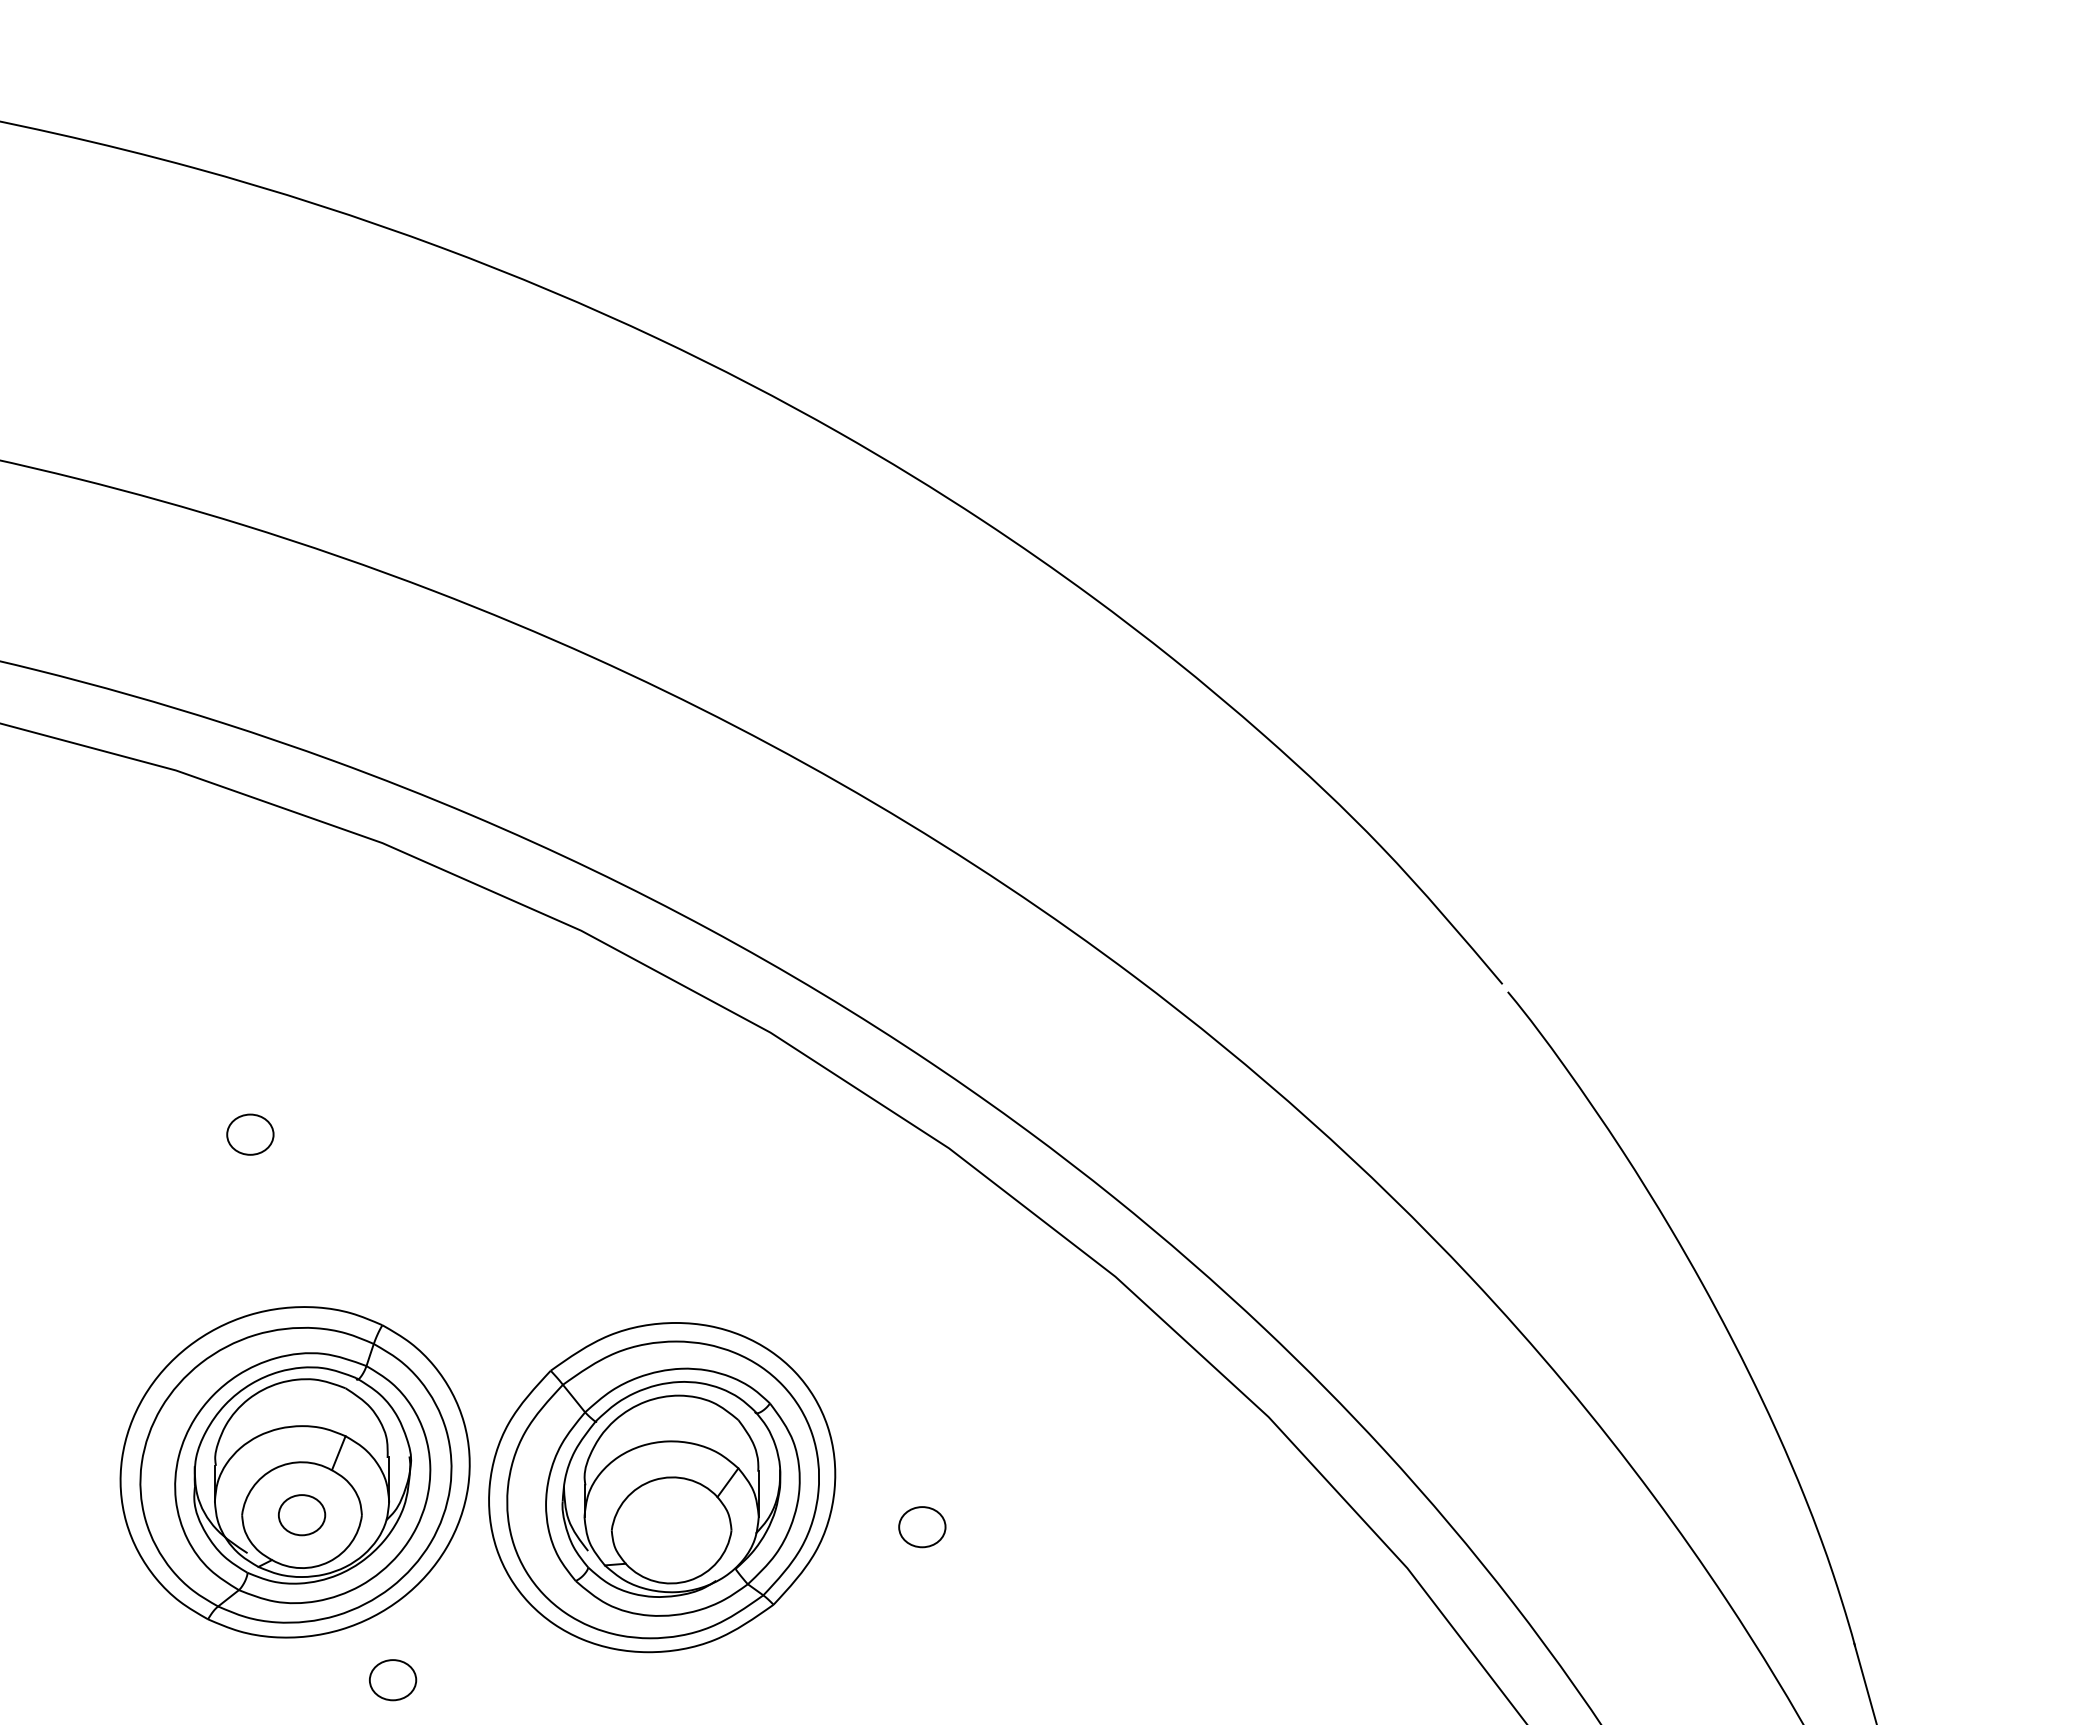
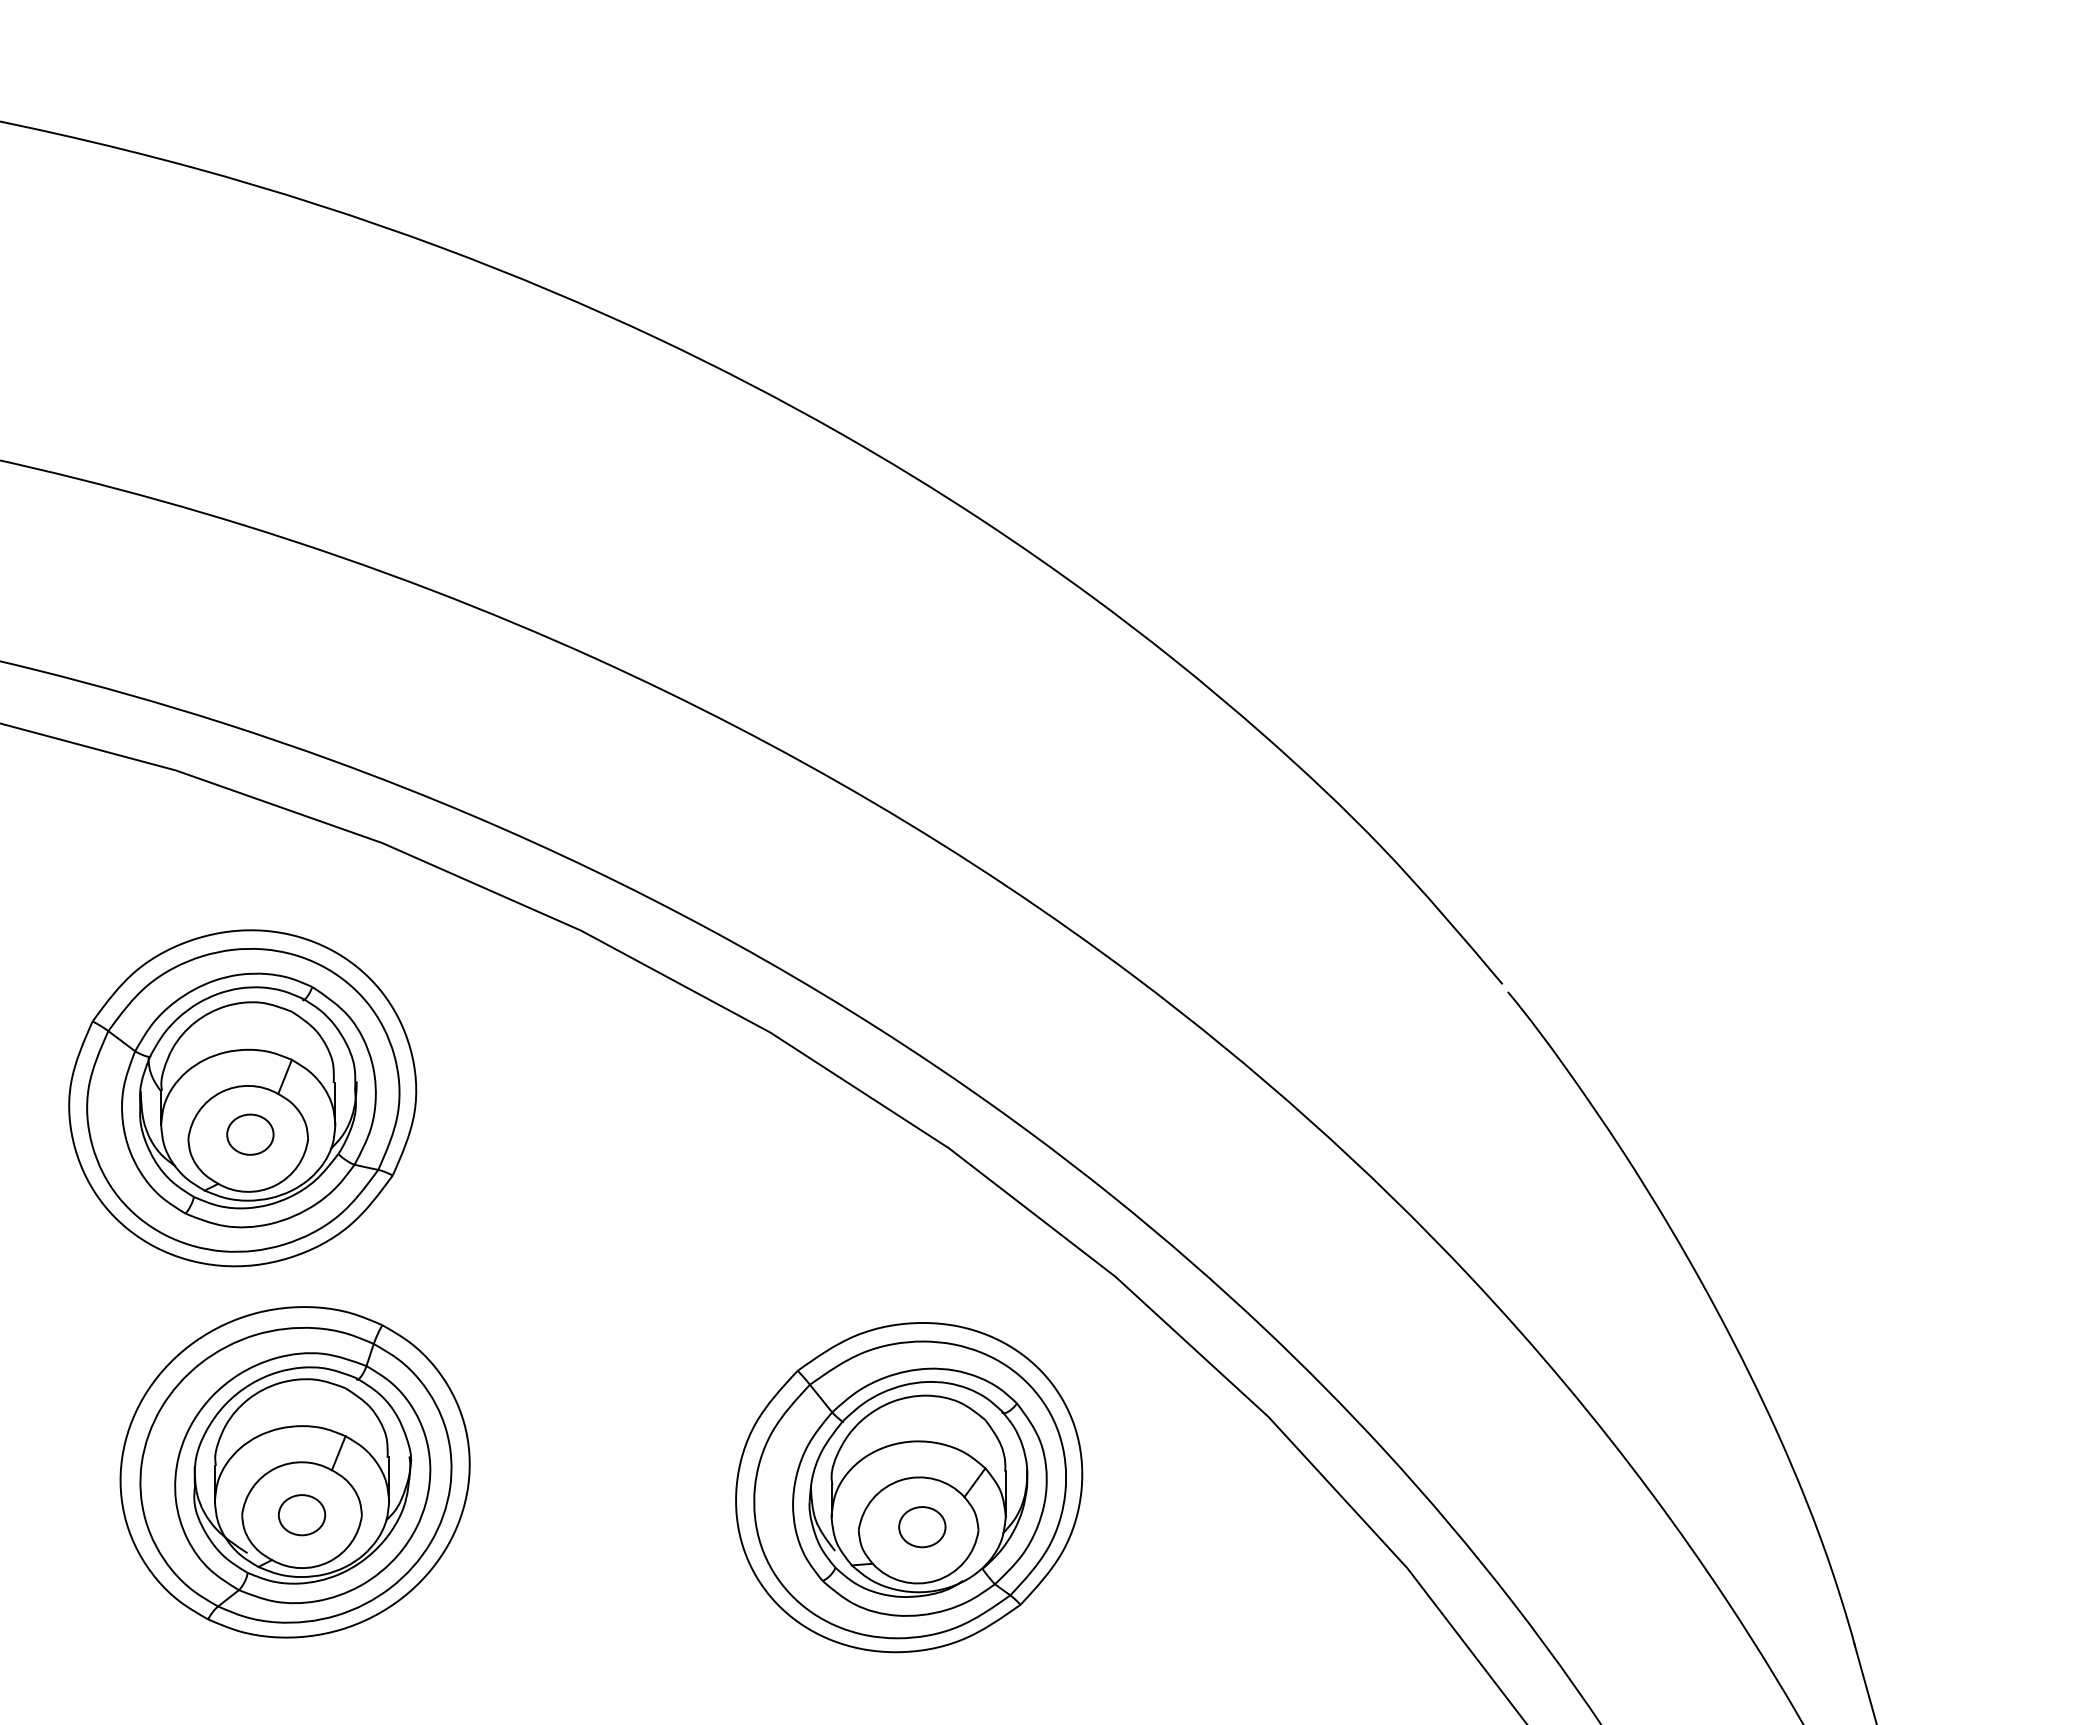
part: none -> present (242, 1098)
part position: (662, 1487) -> (909, 1487) (909, 1487)
part: present -> none (393, 1680)
